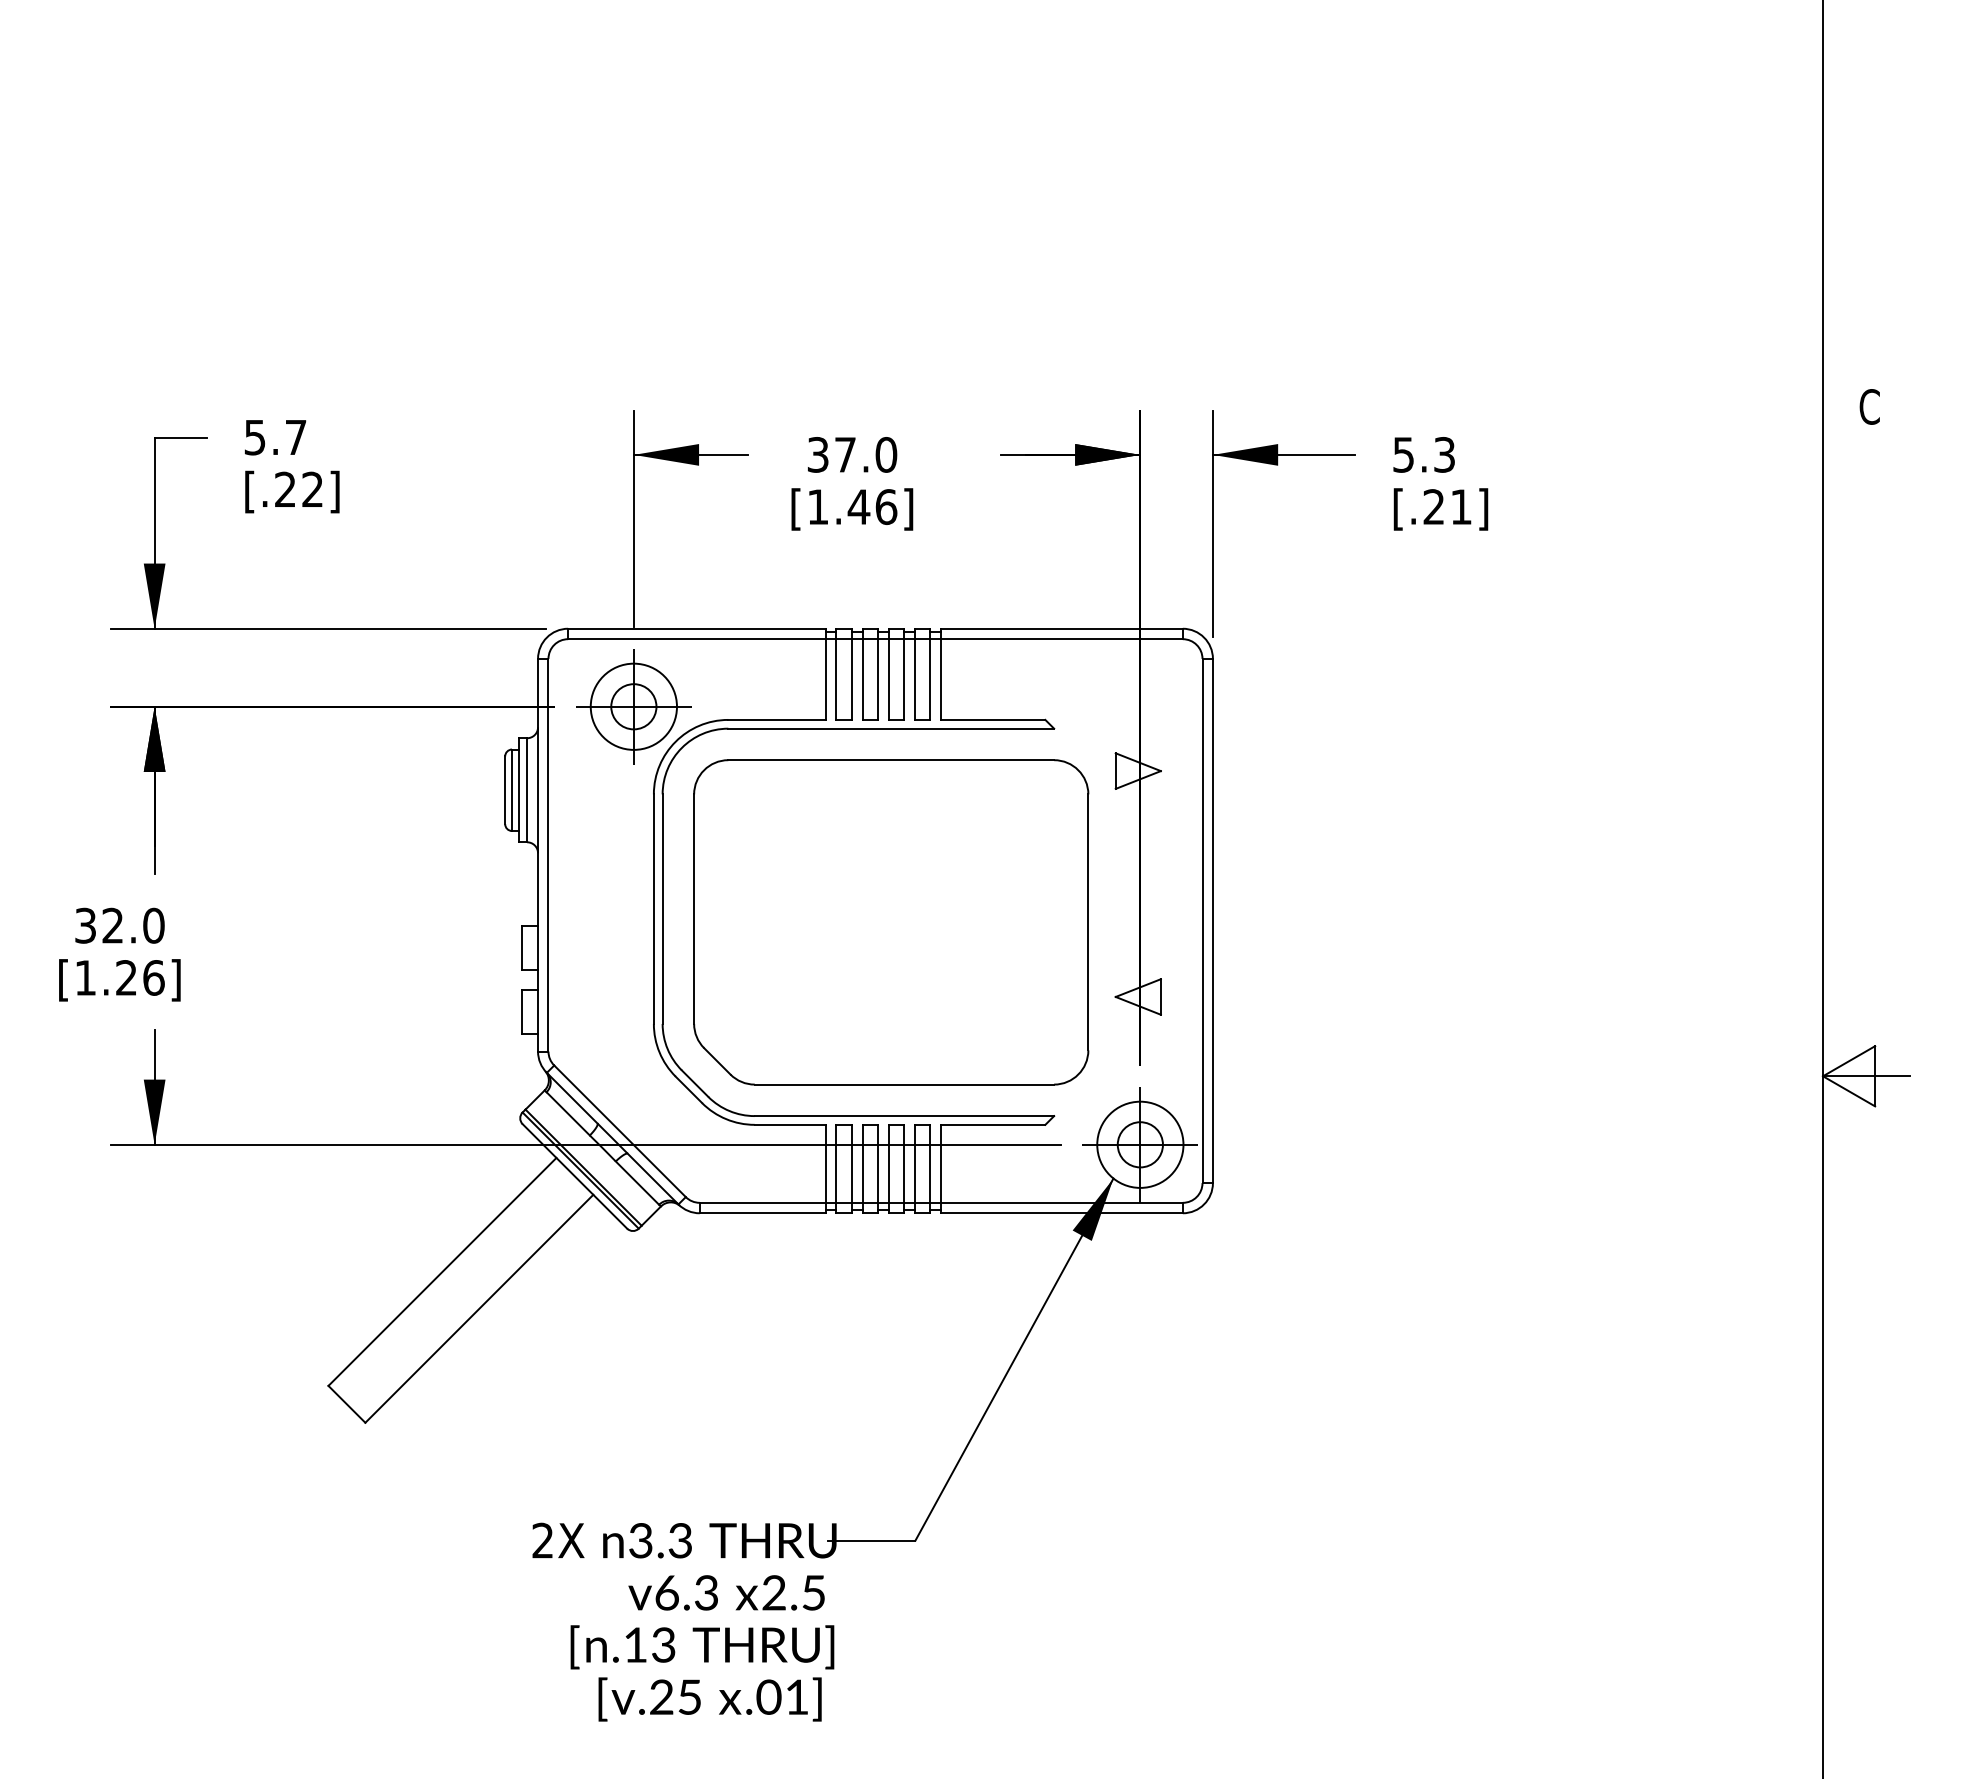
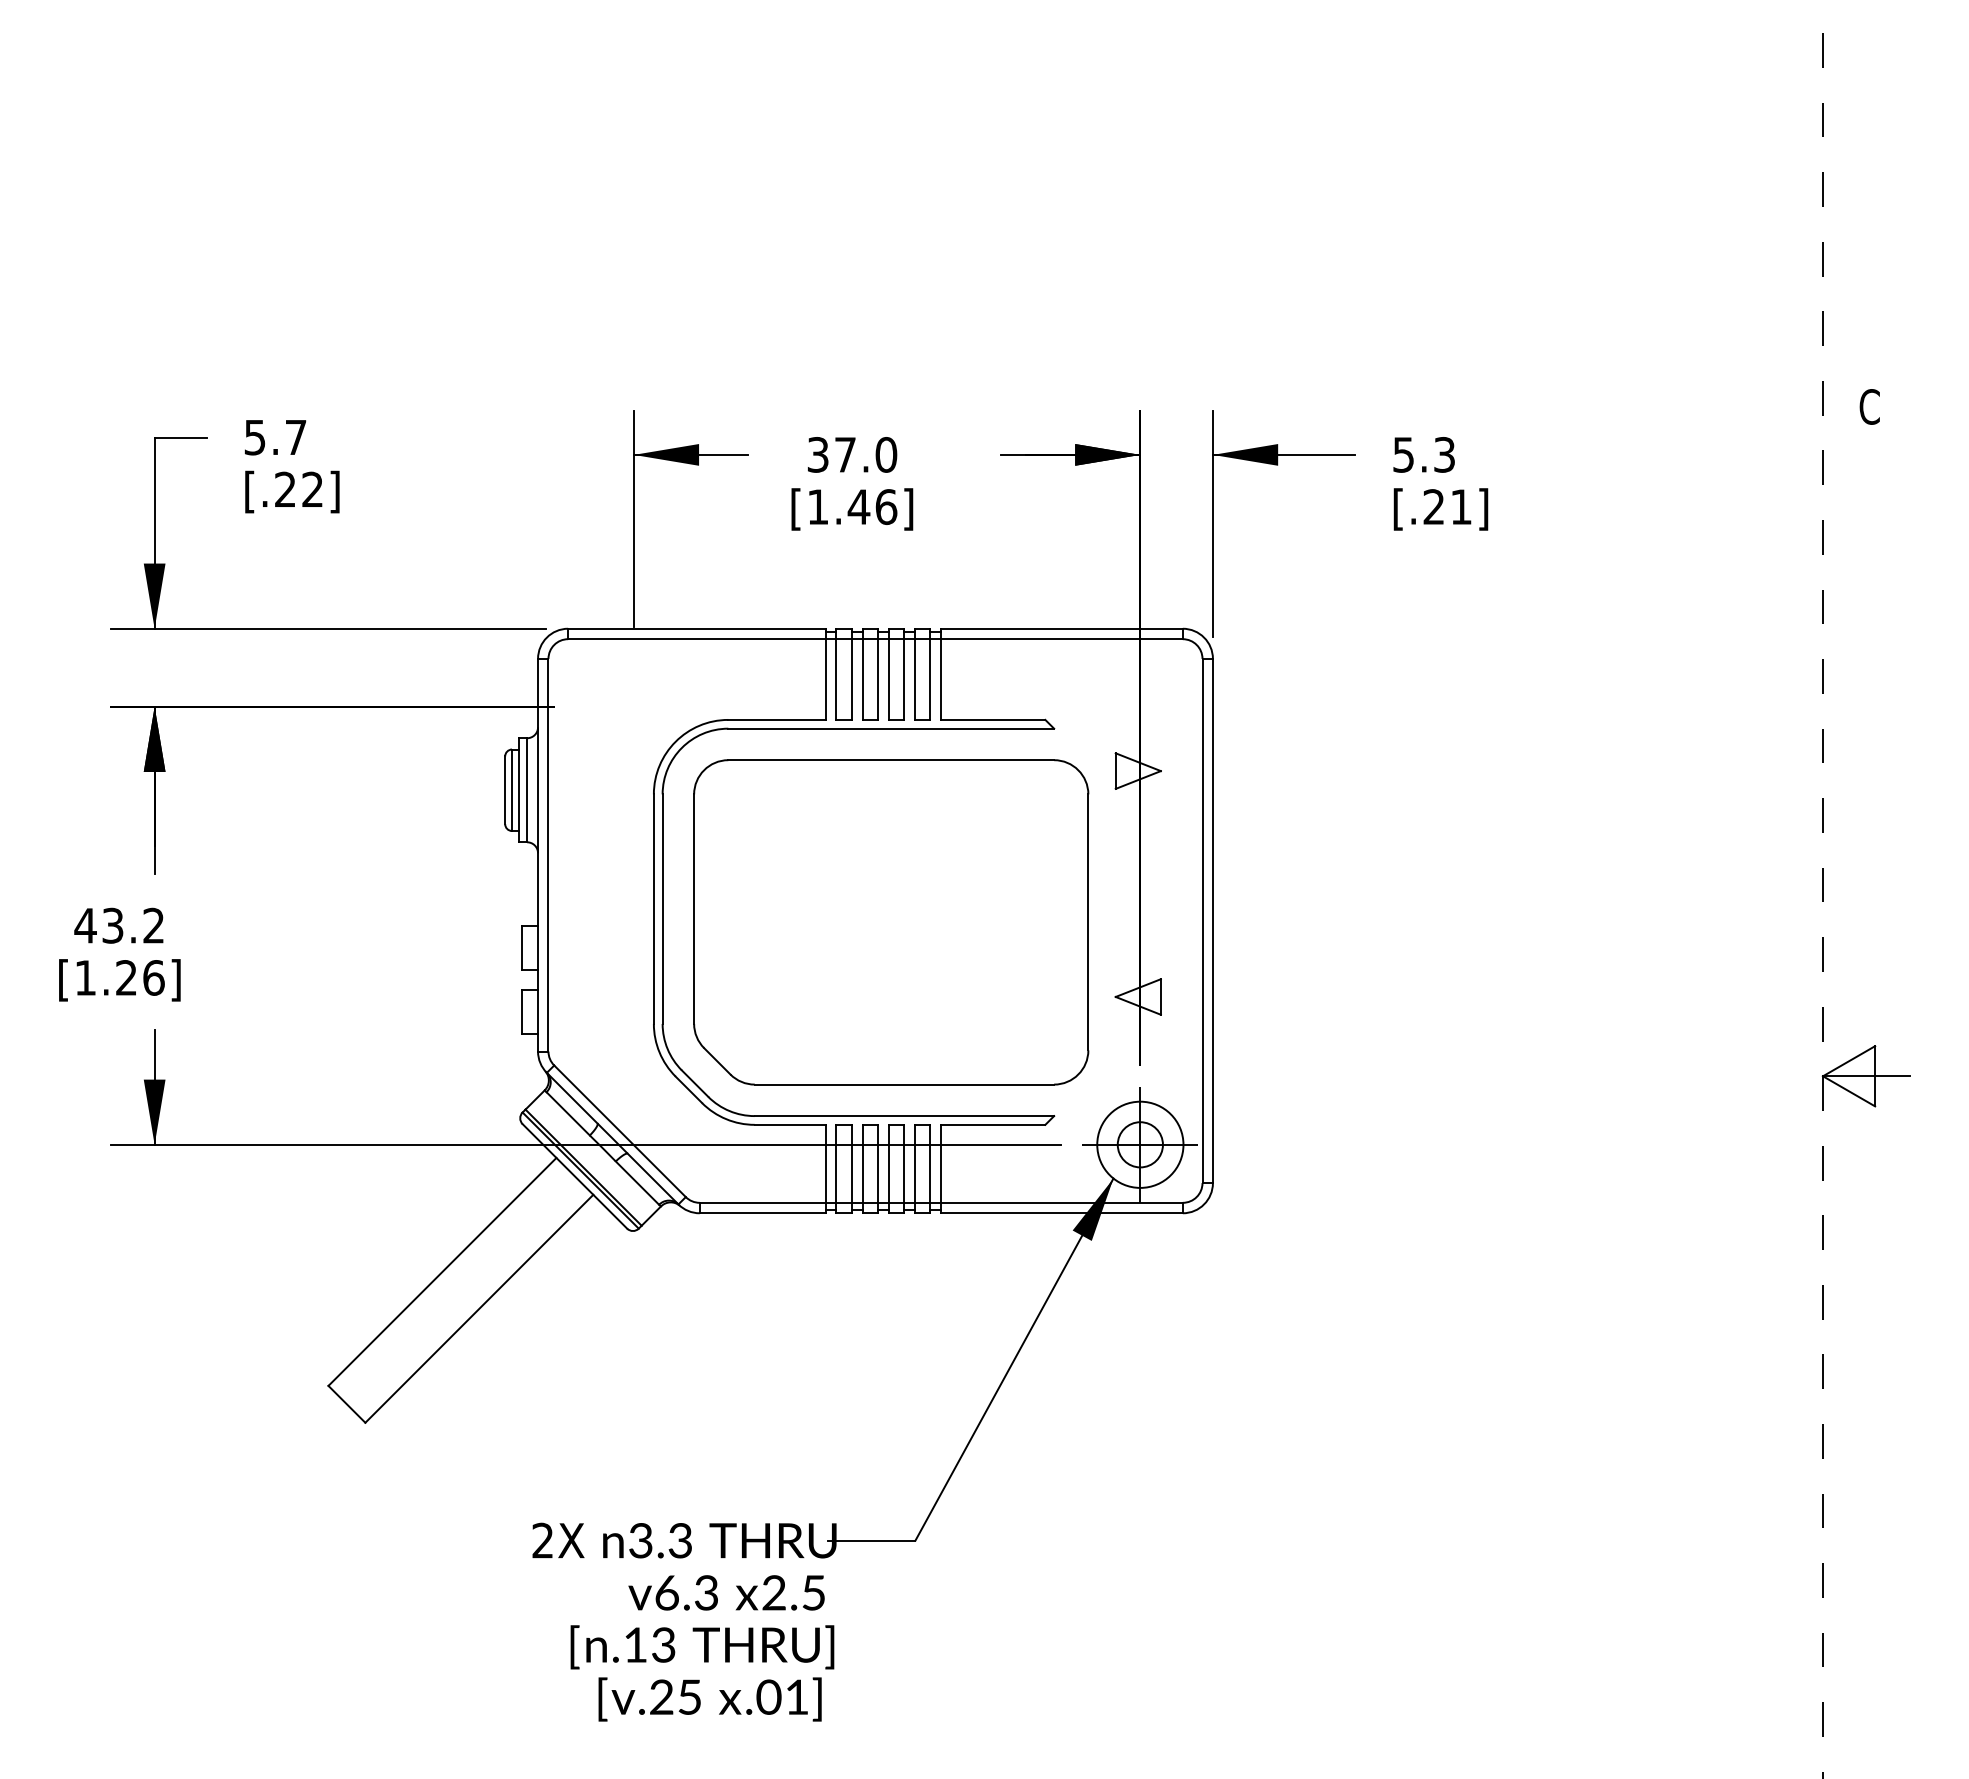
part: present -> none (633, 706)
line: solid -> dashed (1823, 889)
text: 32.0 -> 43.2 (119, 925)
